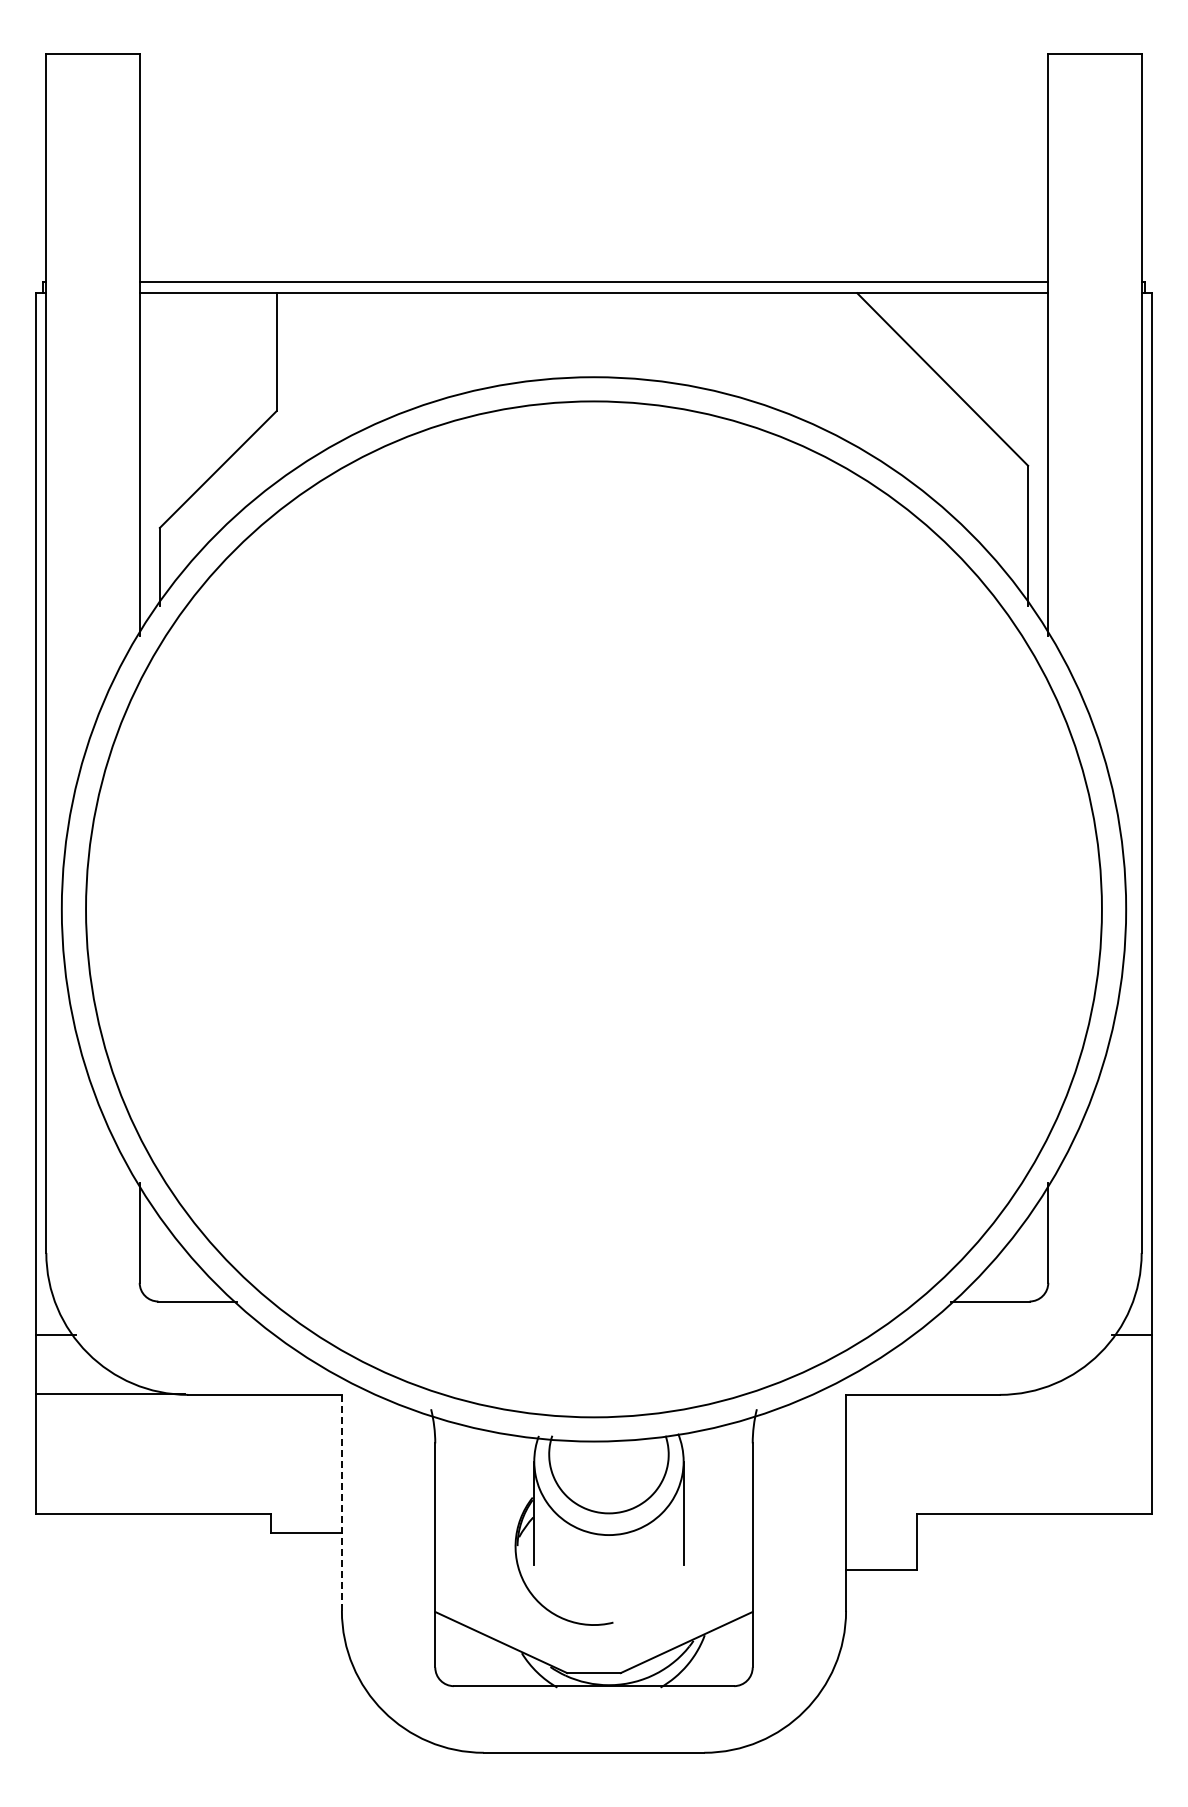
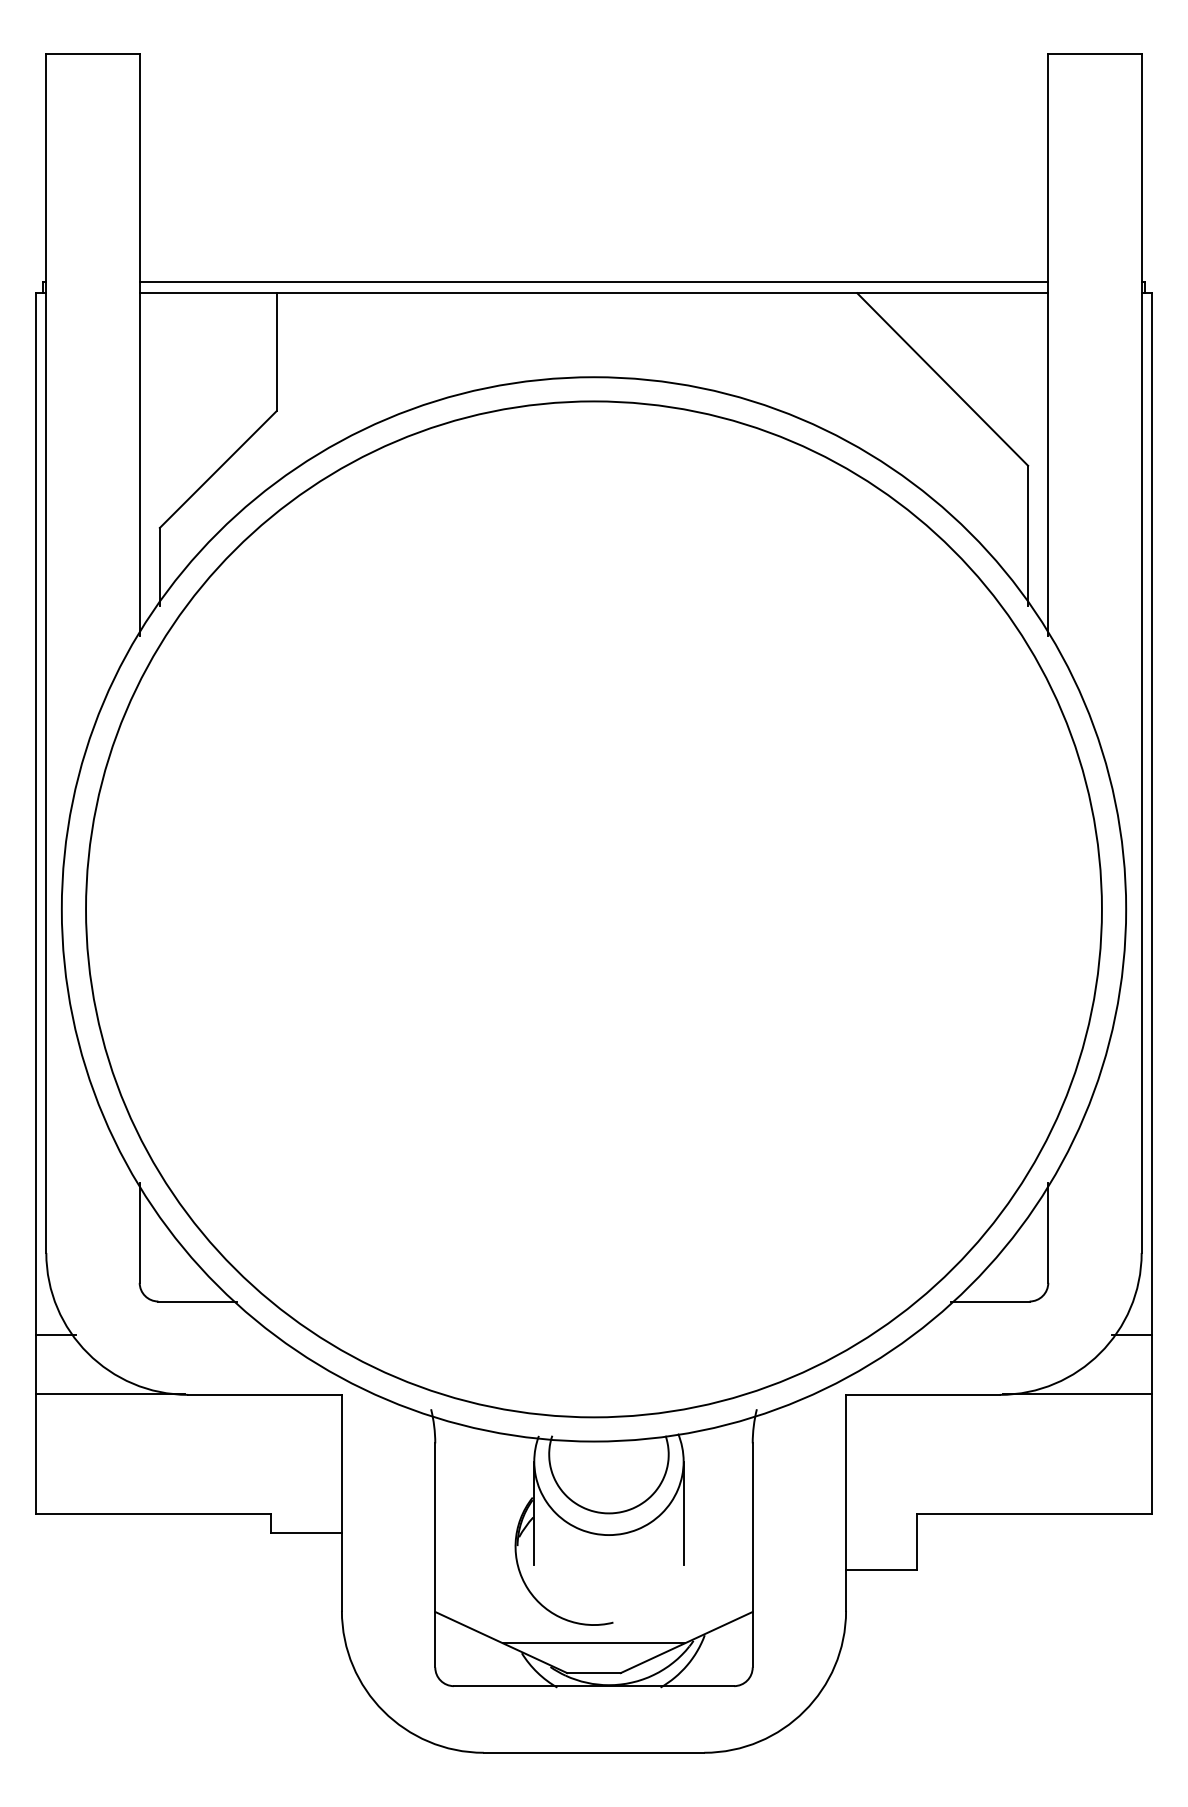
line: none -> present (1077, 1394)
line: dashed -> solid (341, 1503)
line: none -> present (593, 1643)
